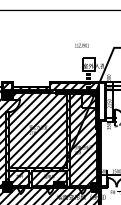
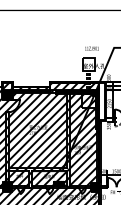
text position: (81, 45) -> (91, 48) (91, 48)
